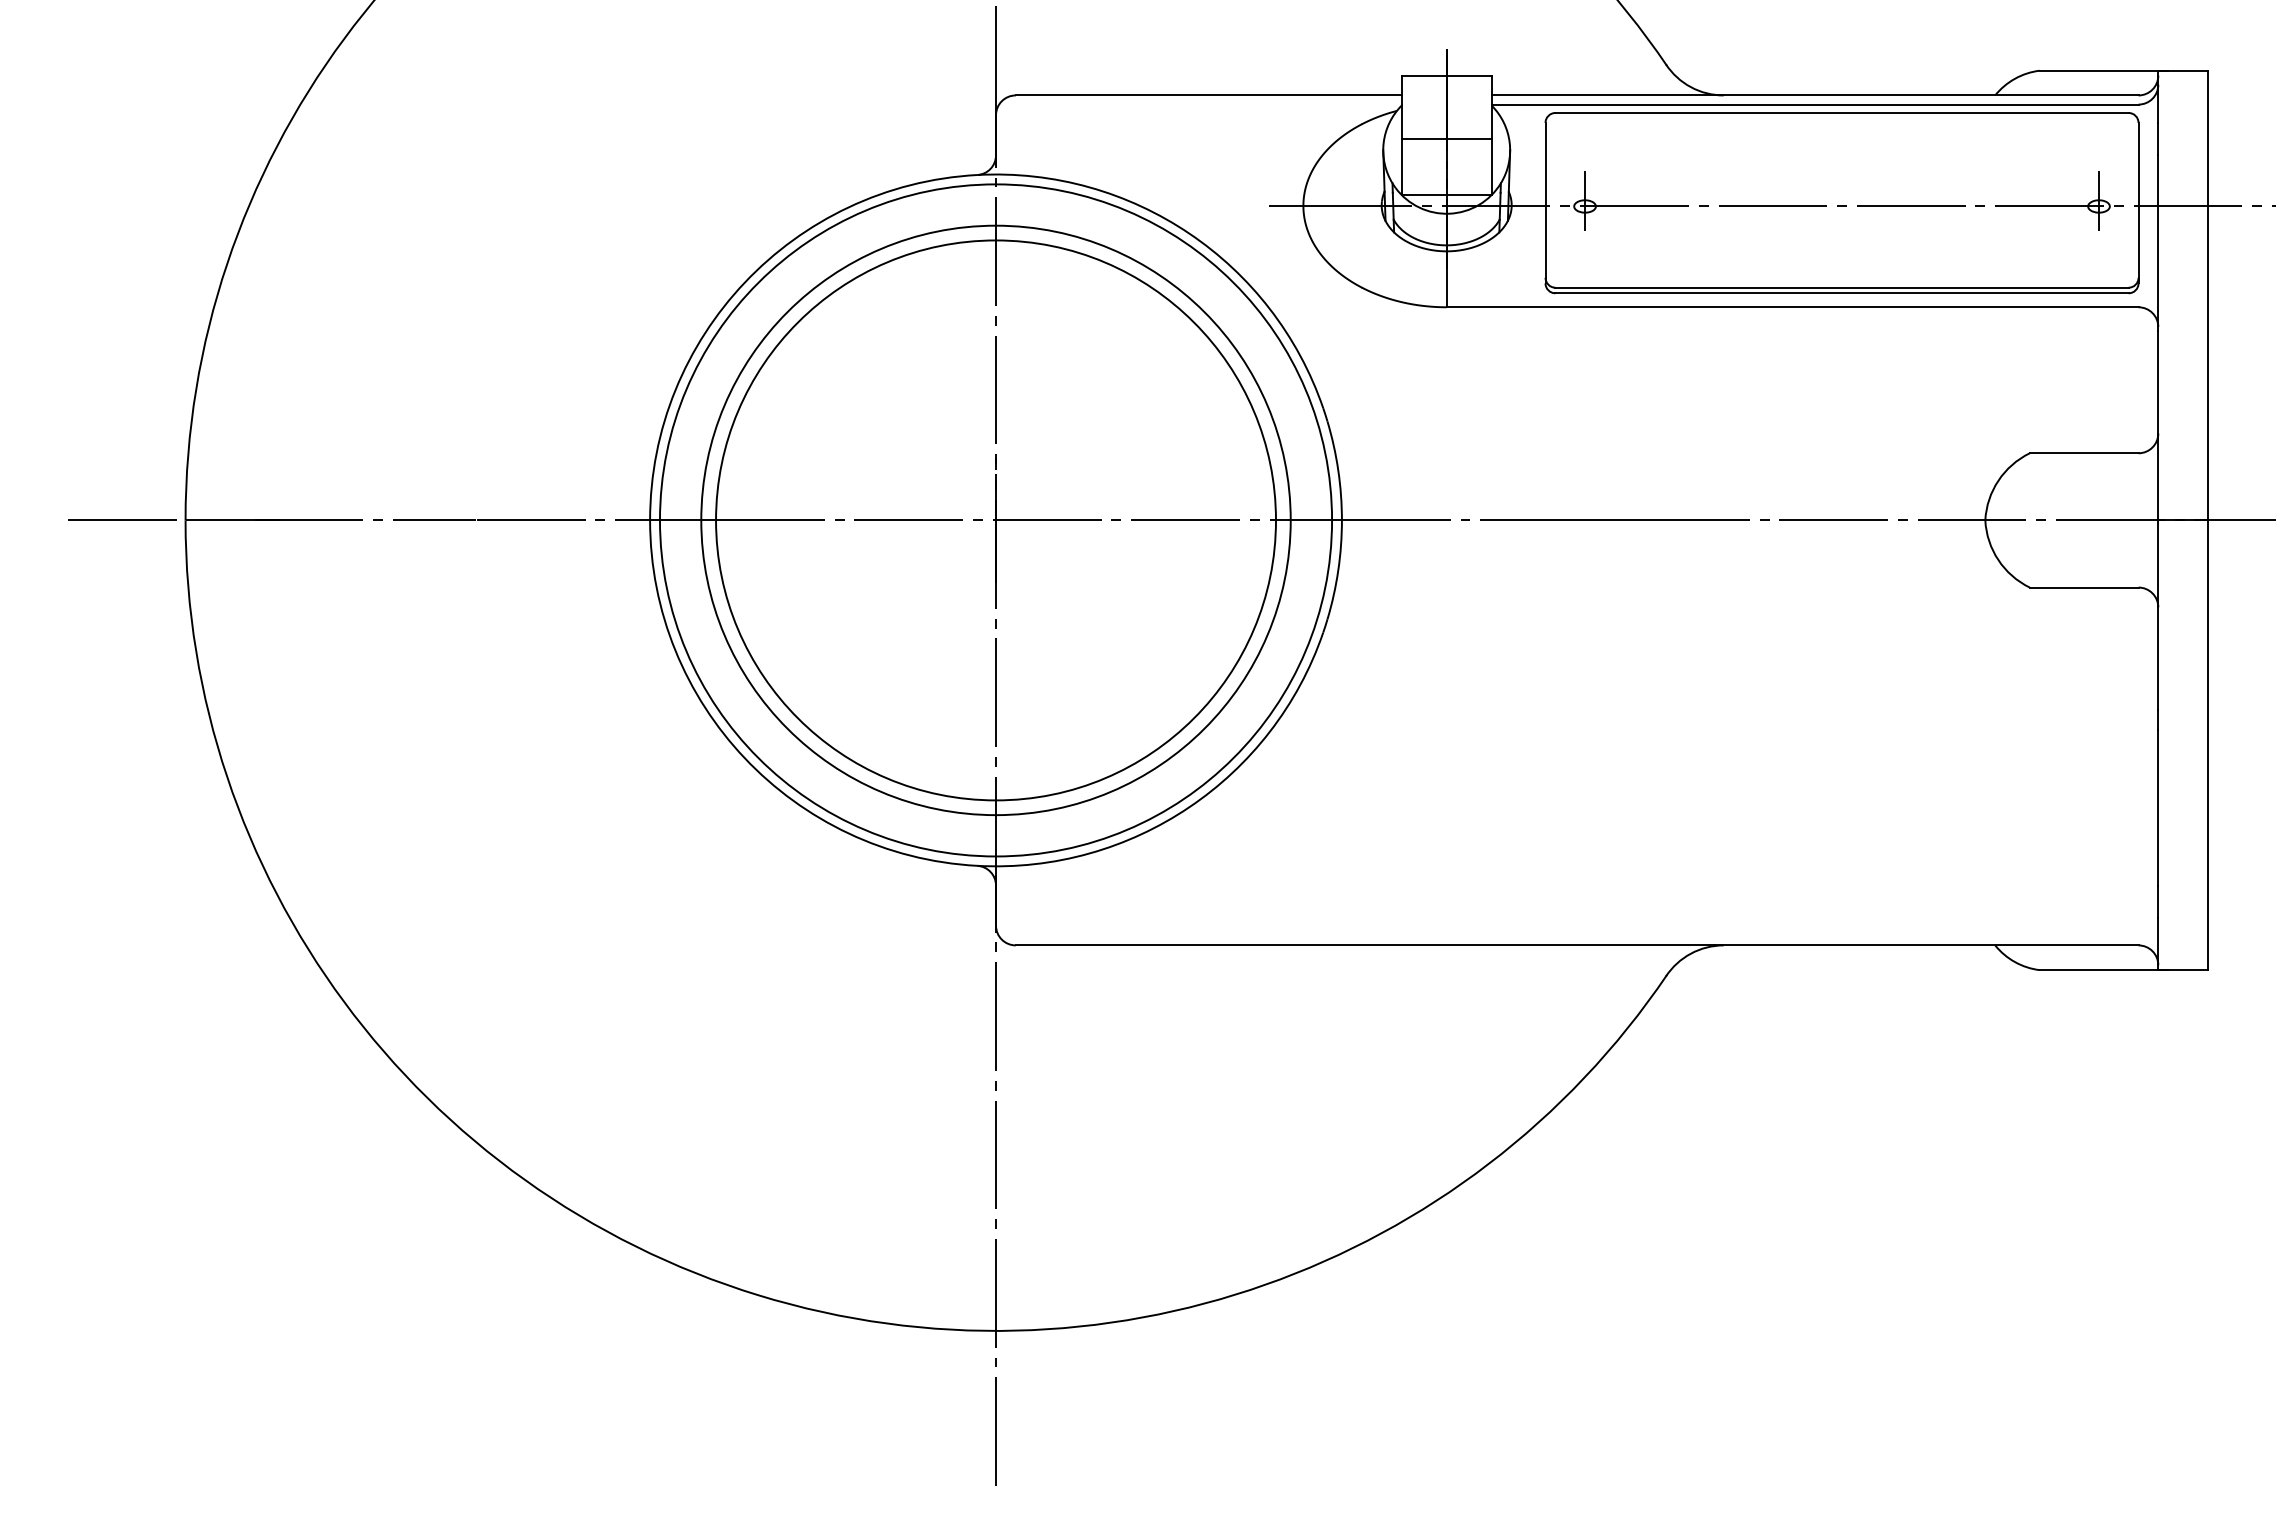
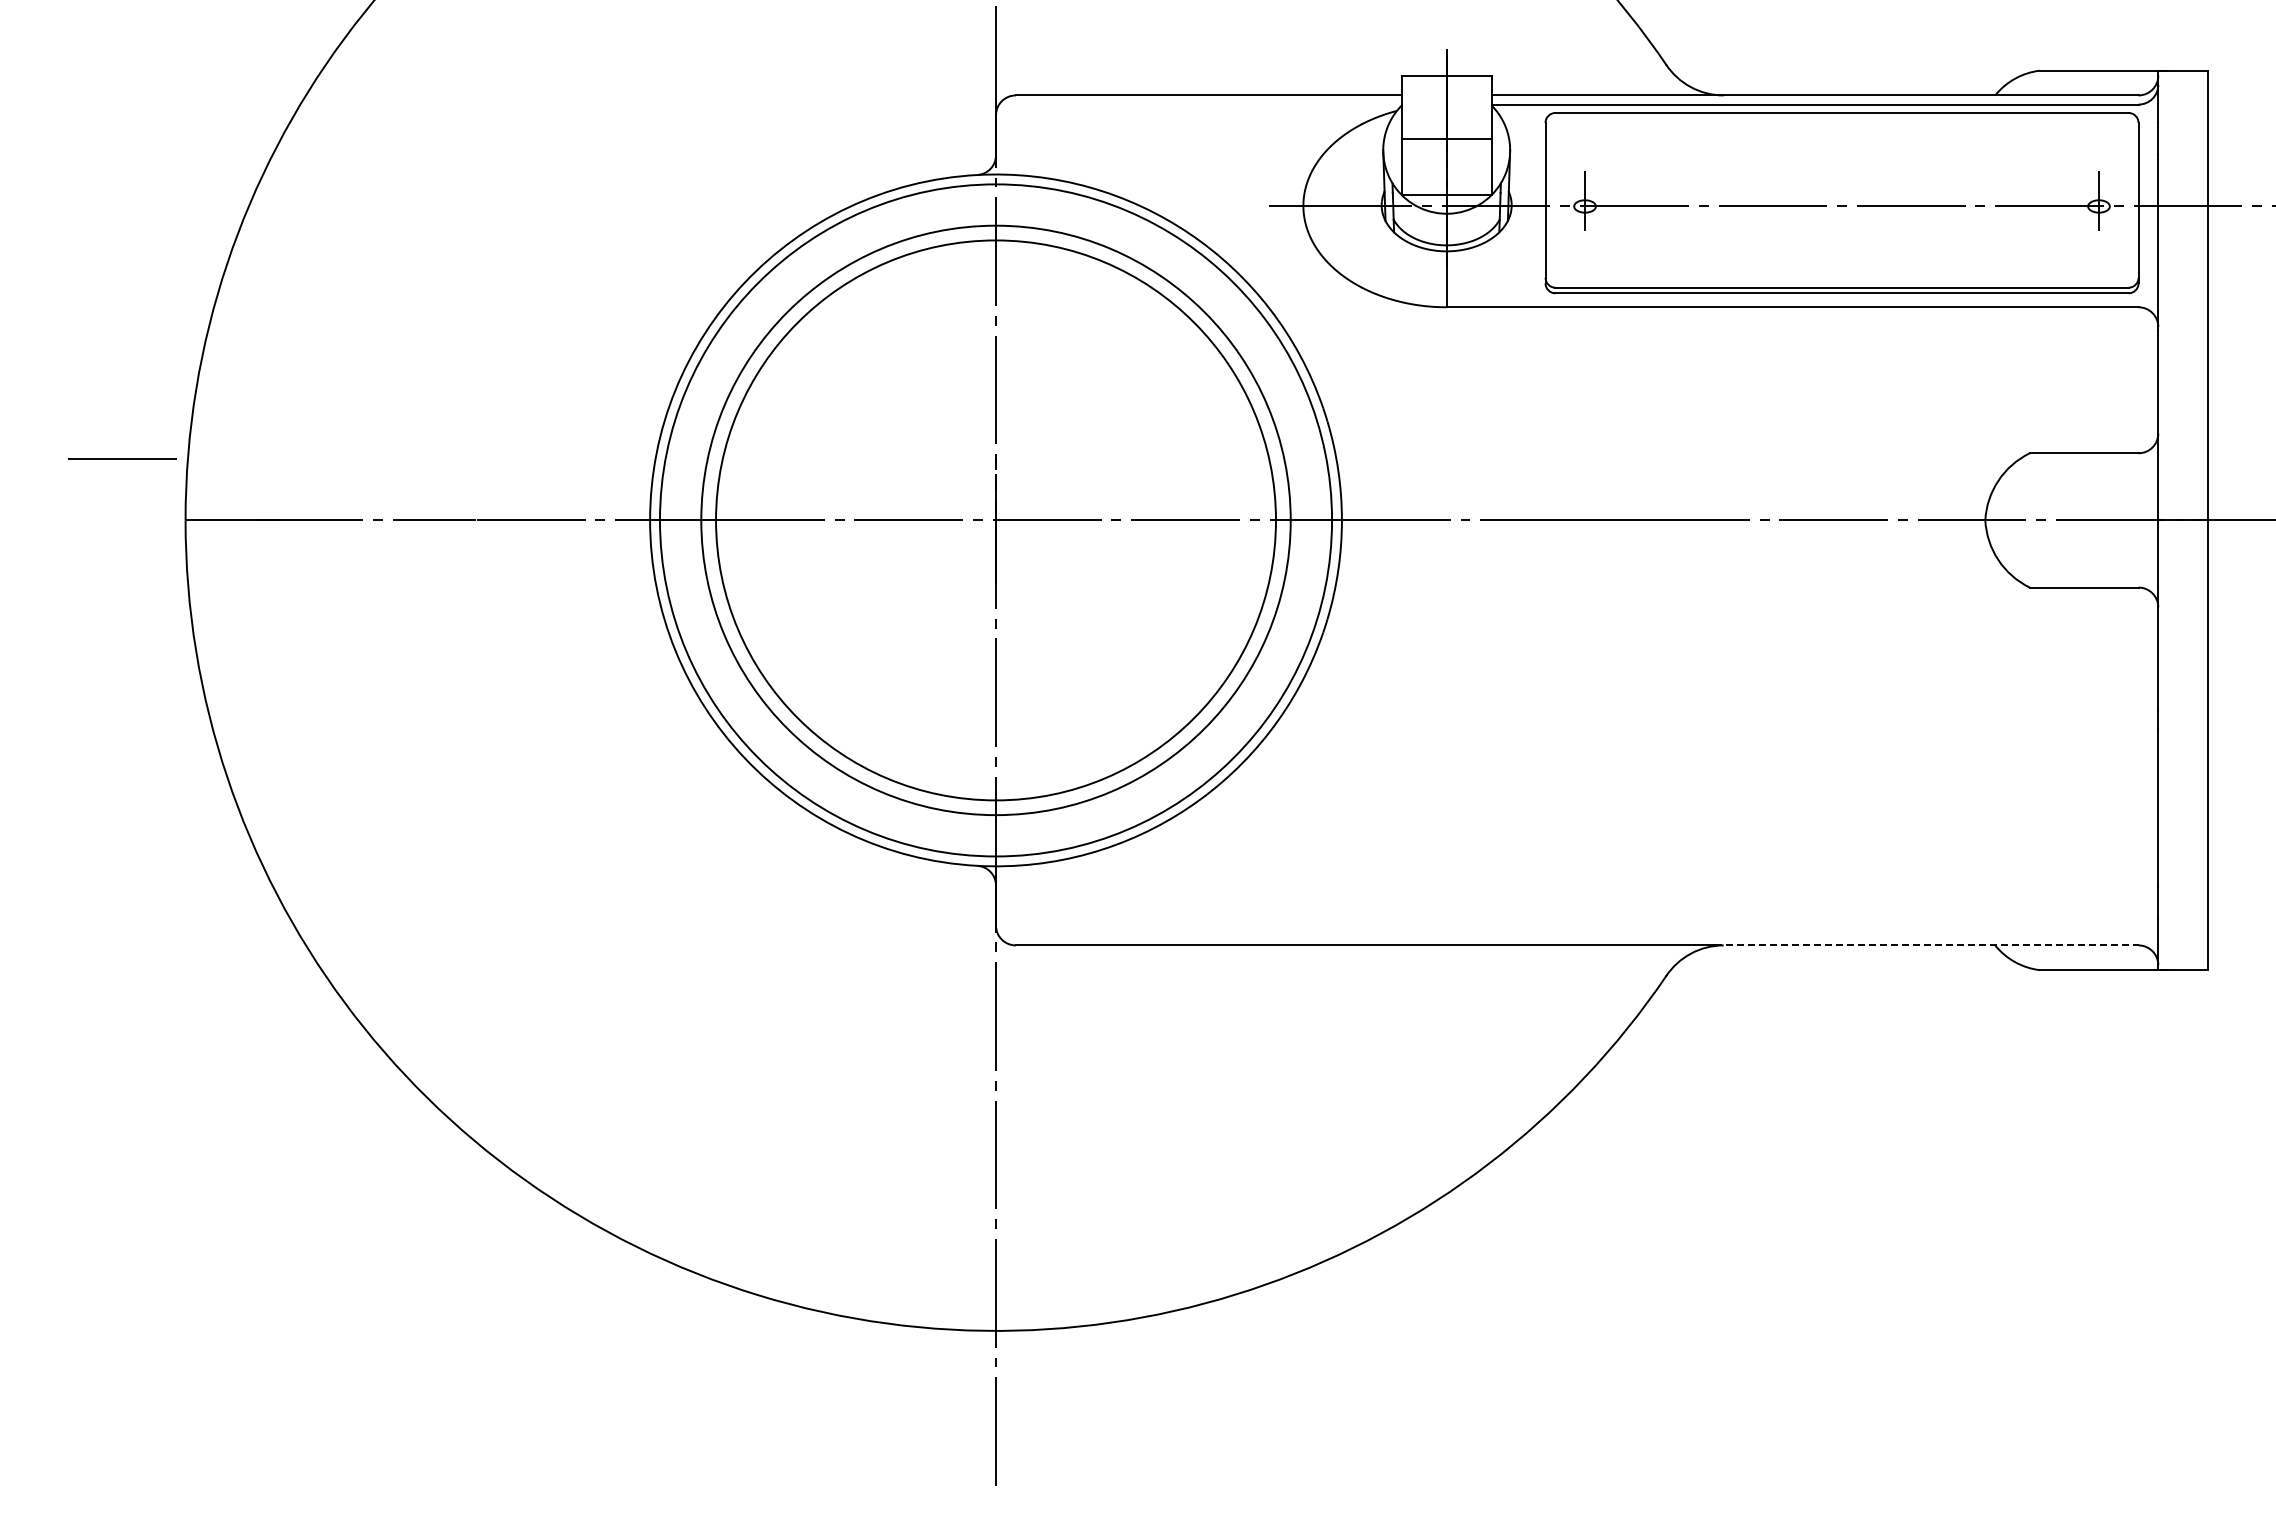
line position: (122, 519) -> (122, 458) (122, 458)
line: solid -> dashed (1926, 945)
